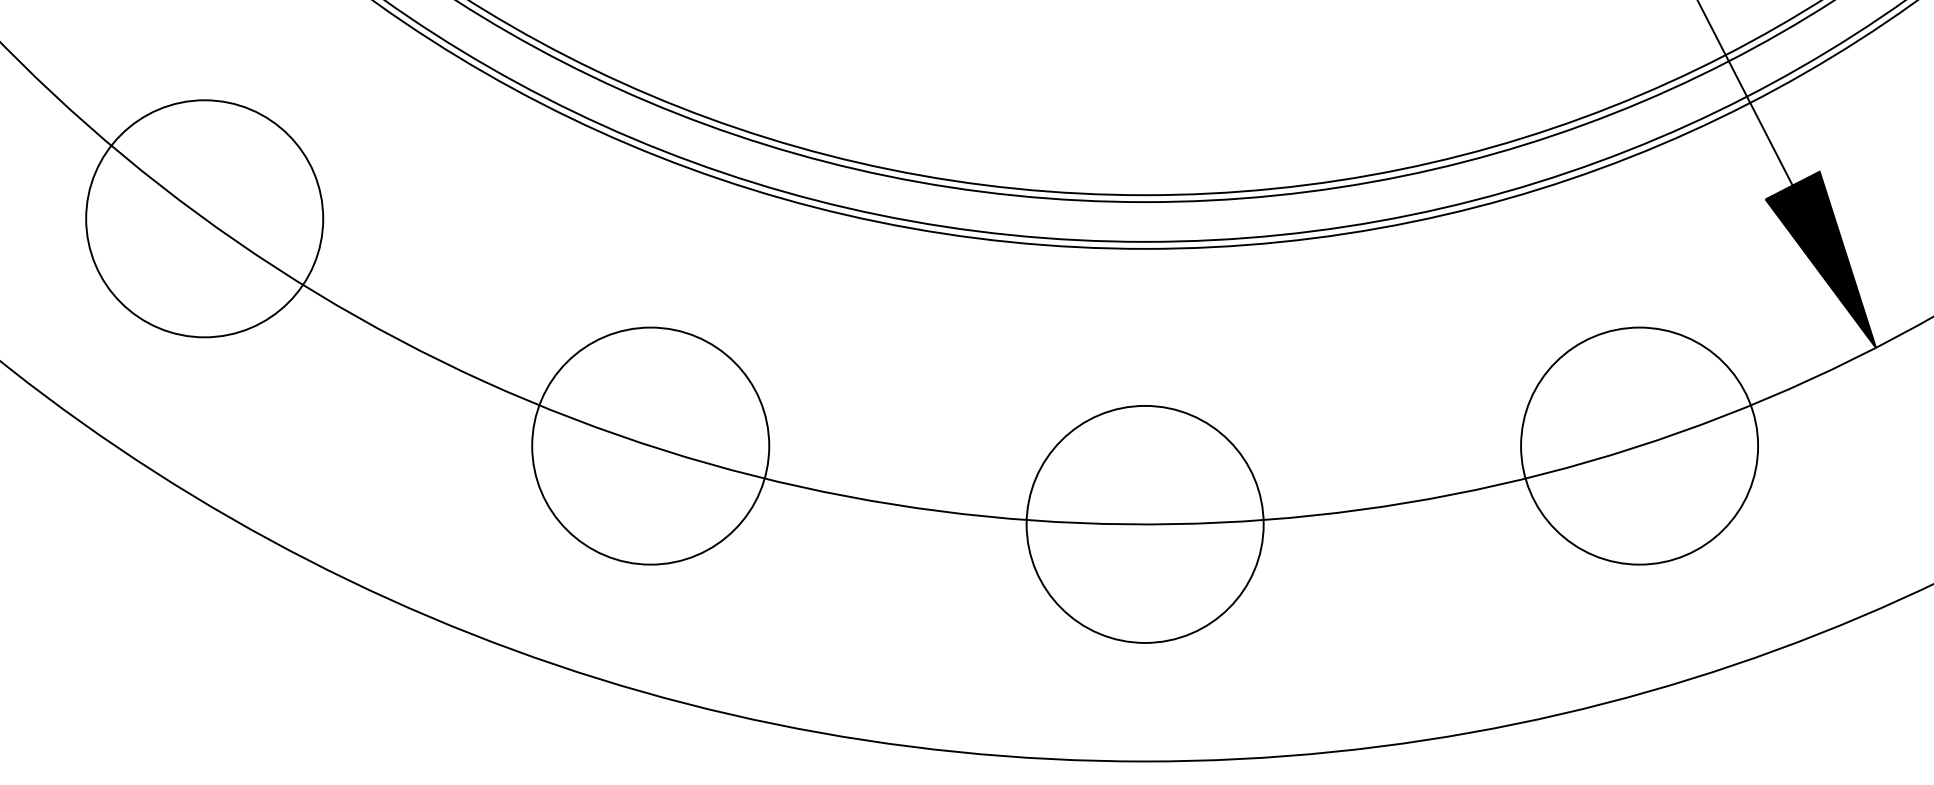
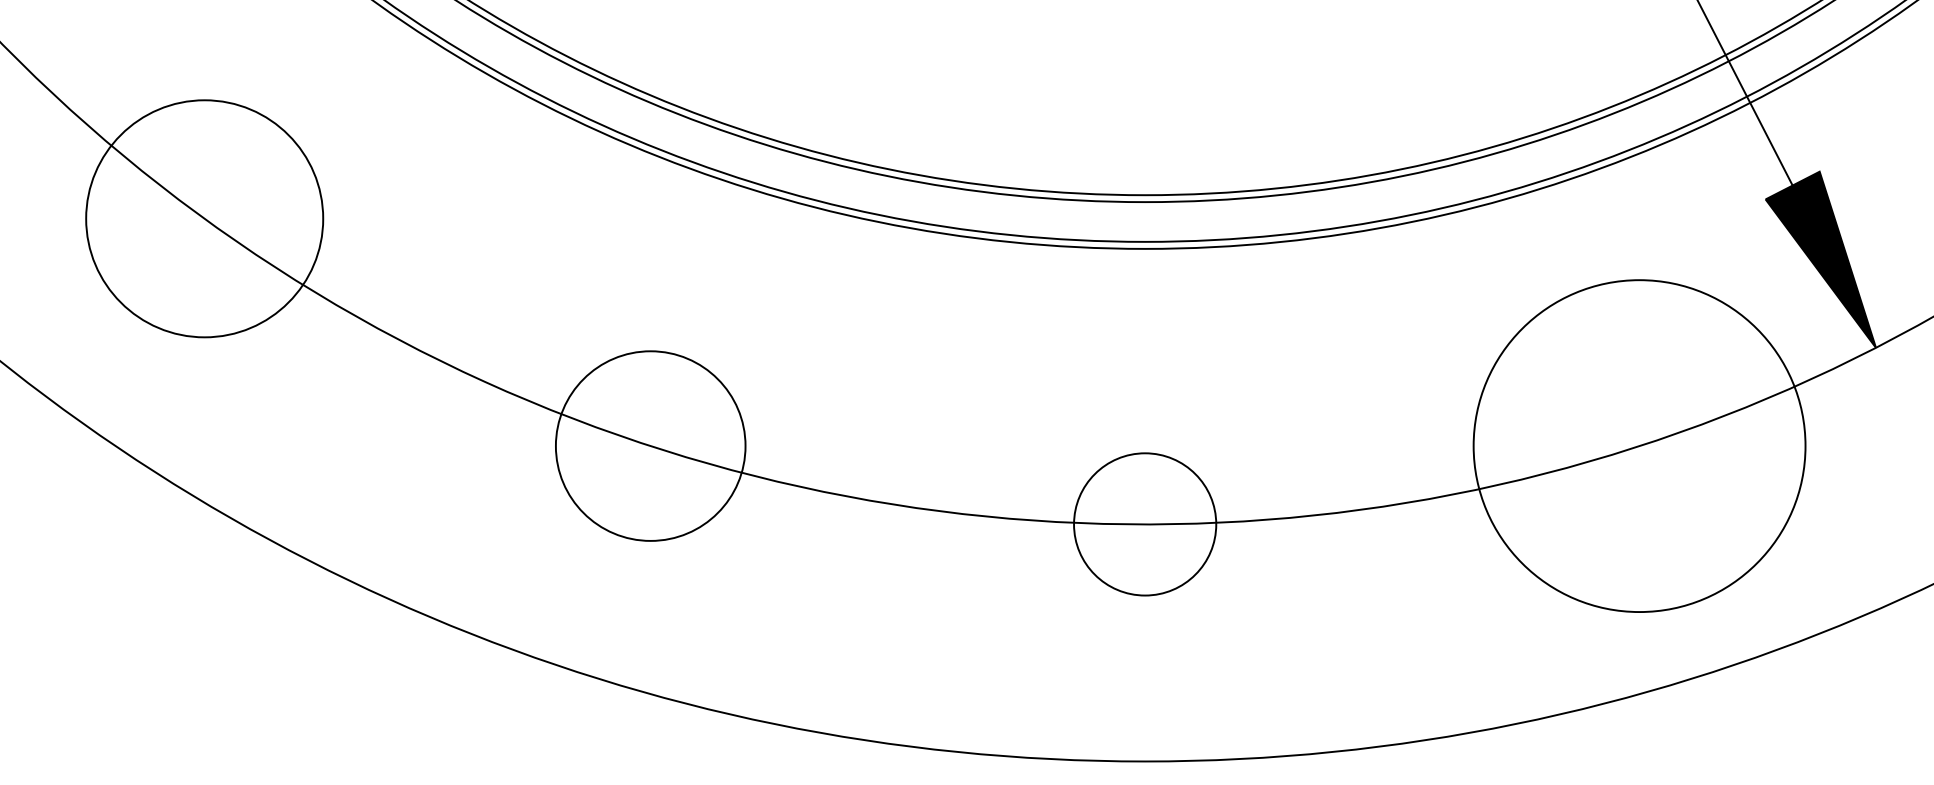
circle diameter: 237 px -> 190 px (650, 445)
circle diameter: 237 px -> 332 px (1639, 446)
circle diameter: 237 px -> 142 px (1145, 524)
